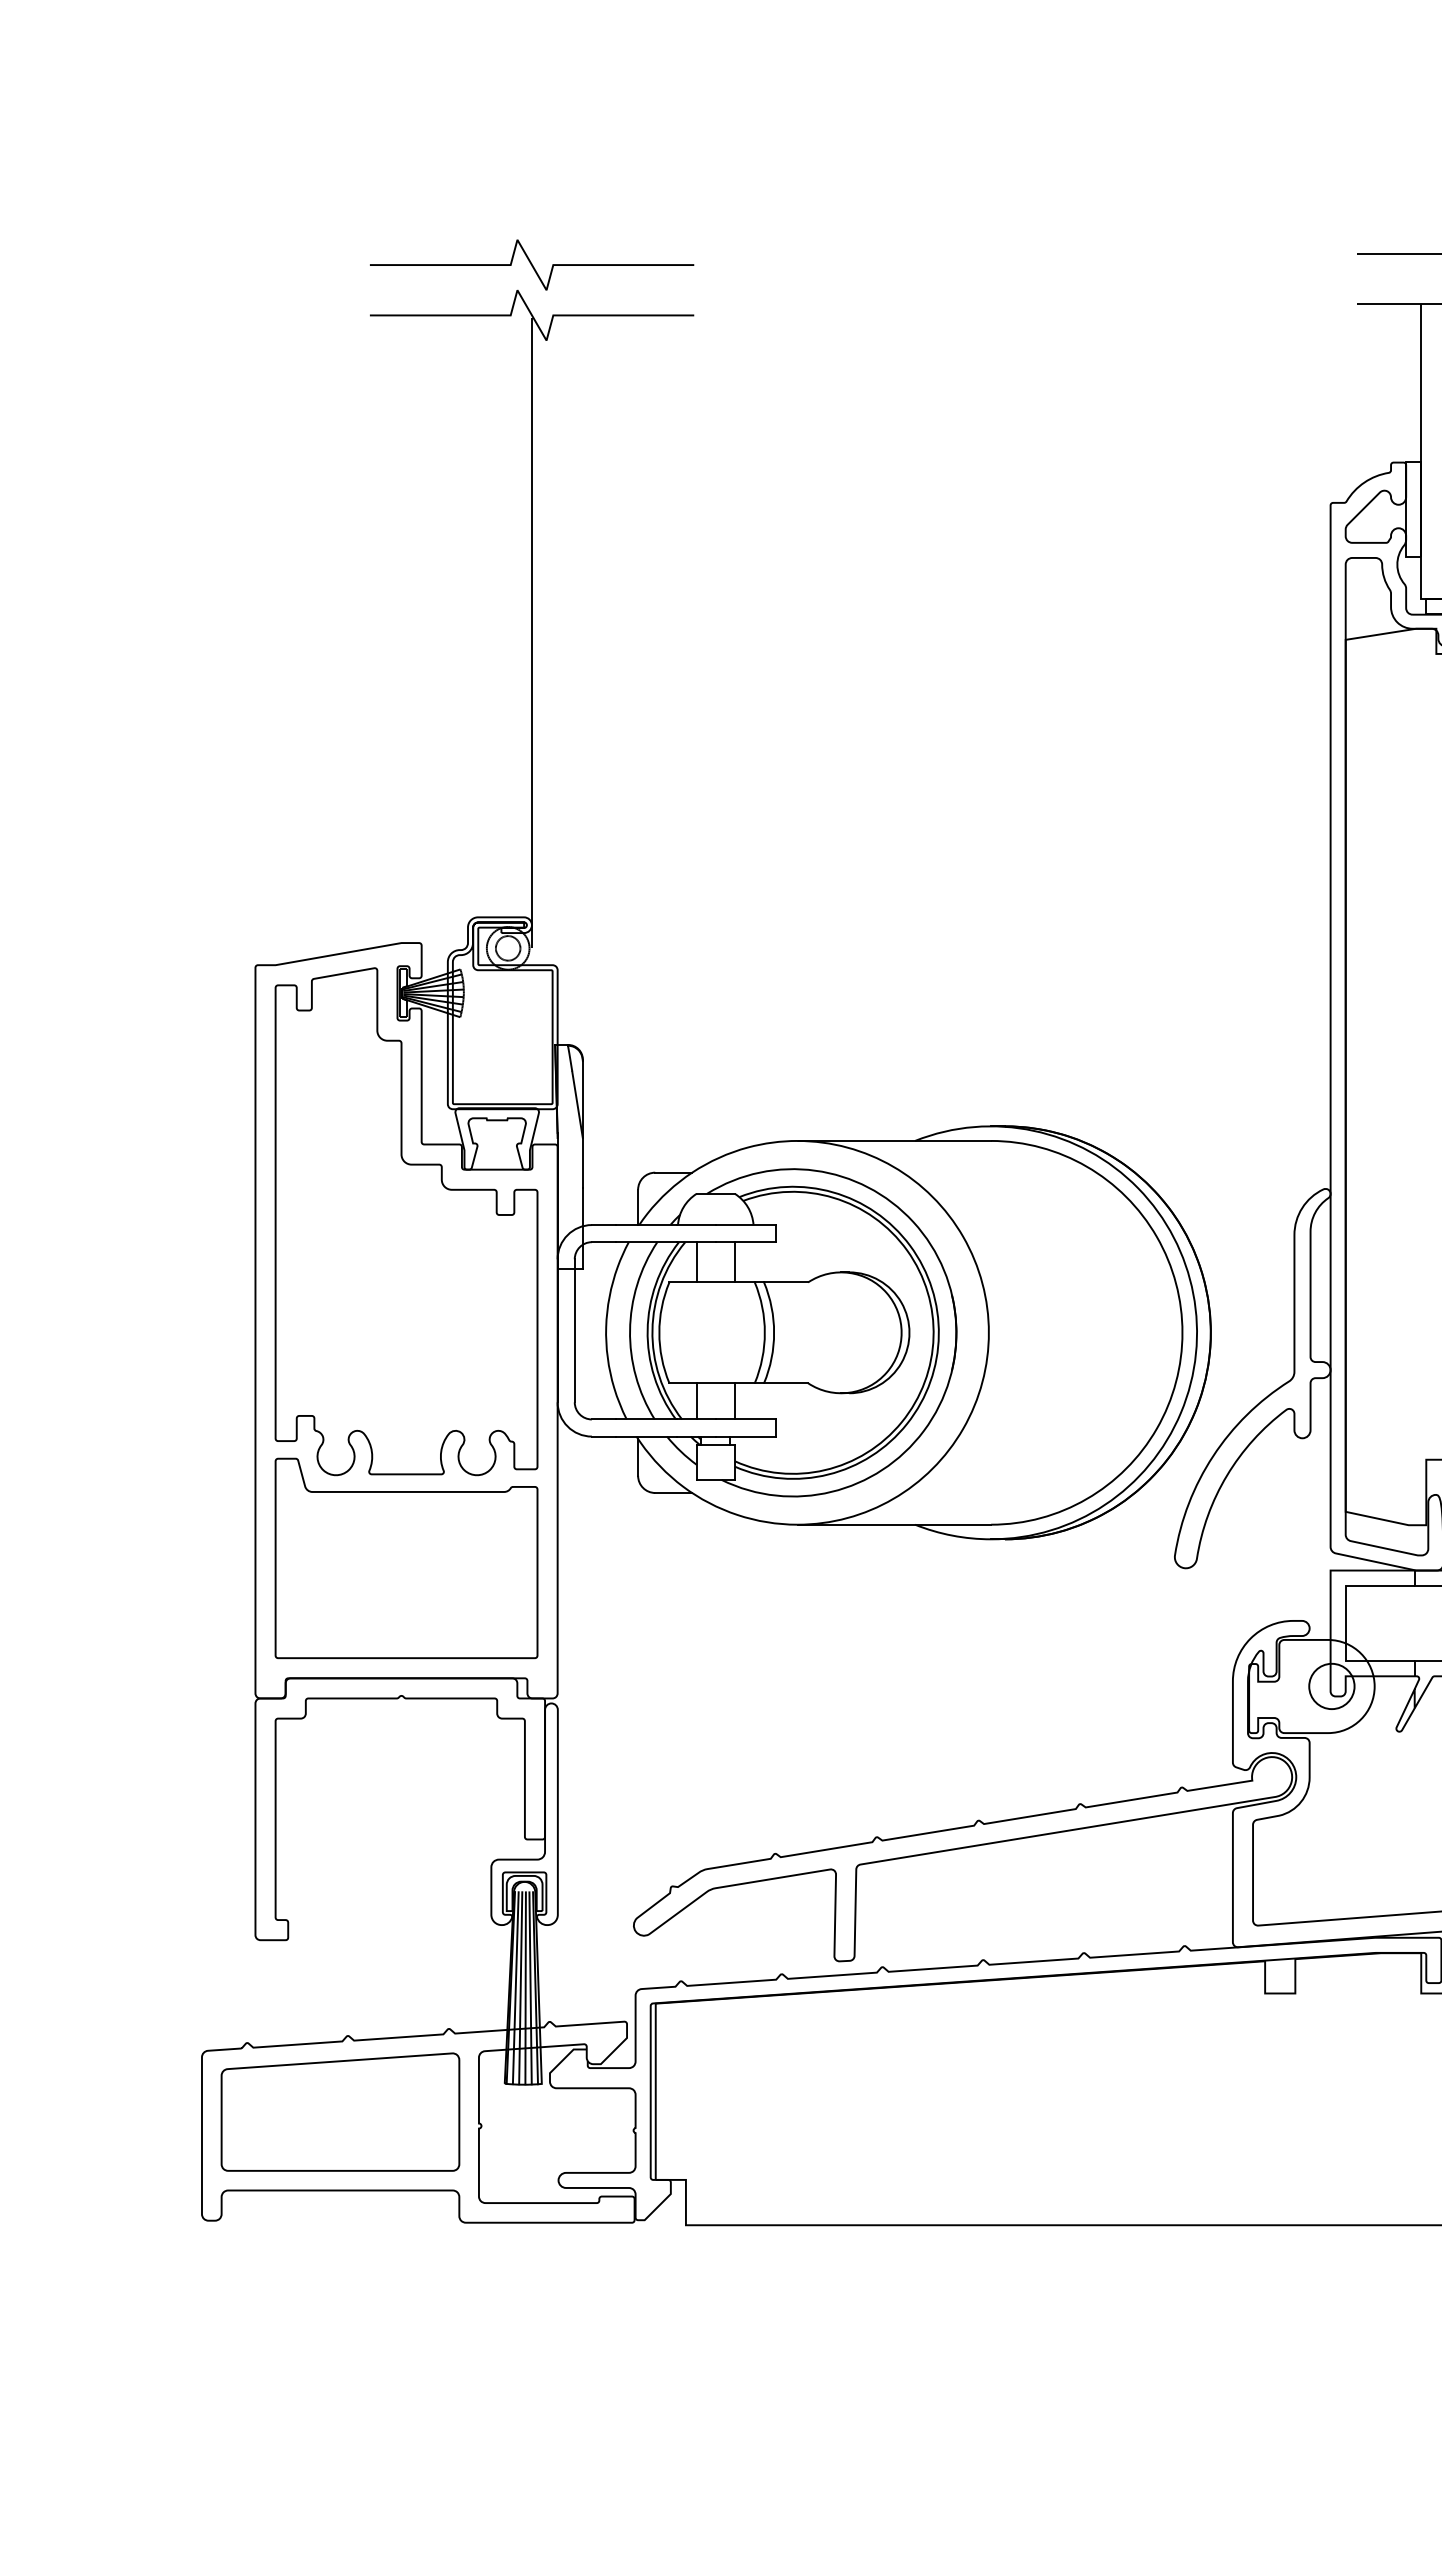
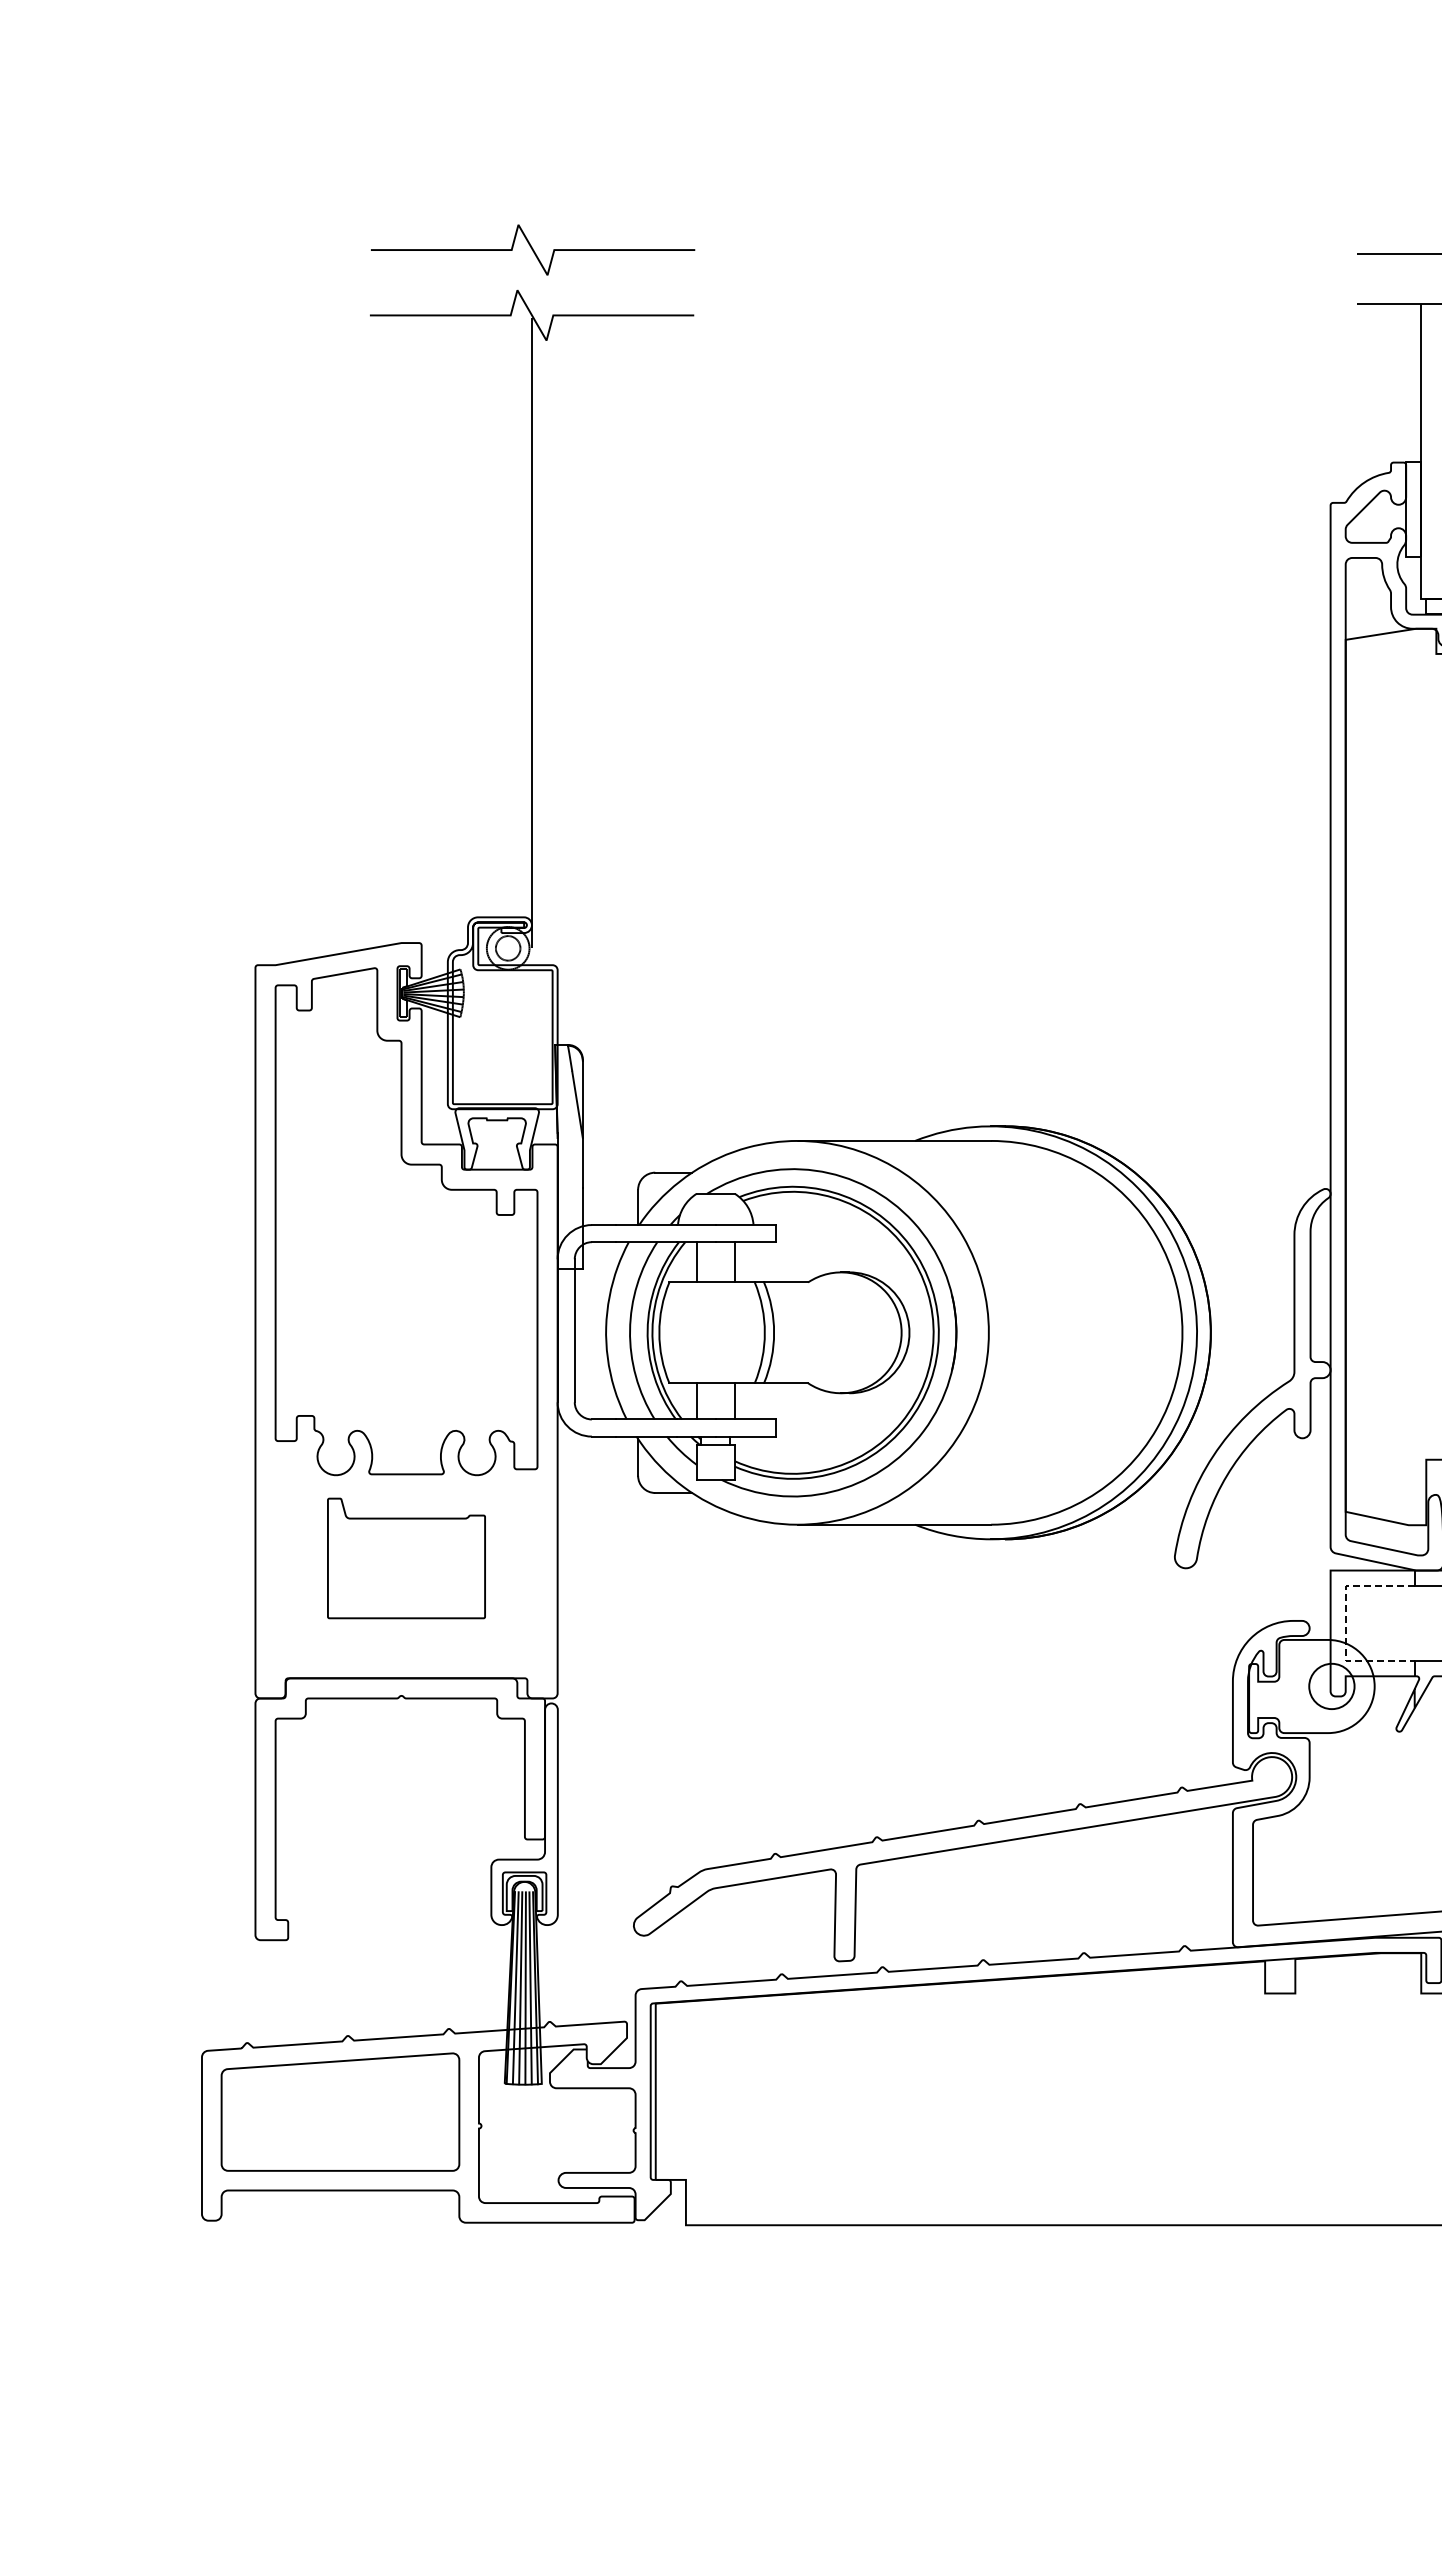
curve position: (532, 264) -> (533, 249) (533, 249)
part size: 265x203 px -> 159x123 px (406, 1558)
line: solid -> dashed (1345, 1623)
